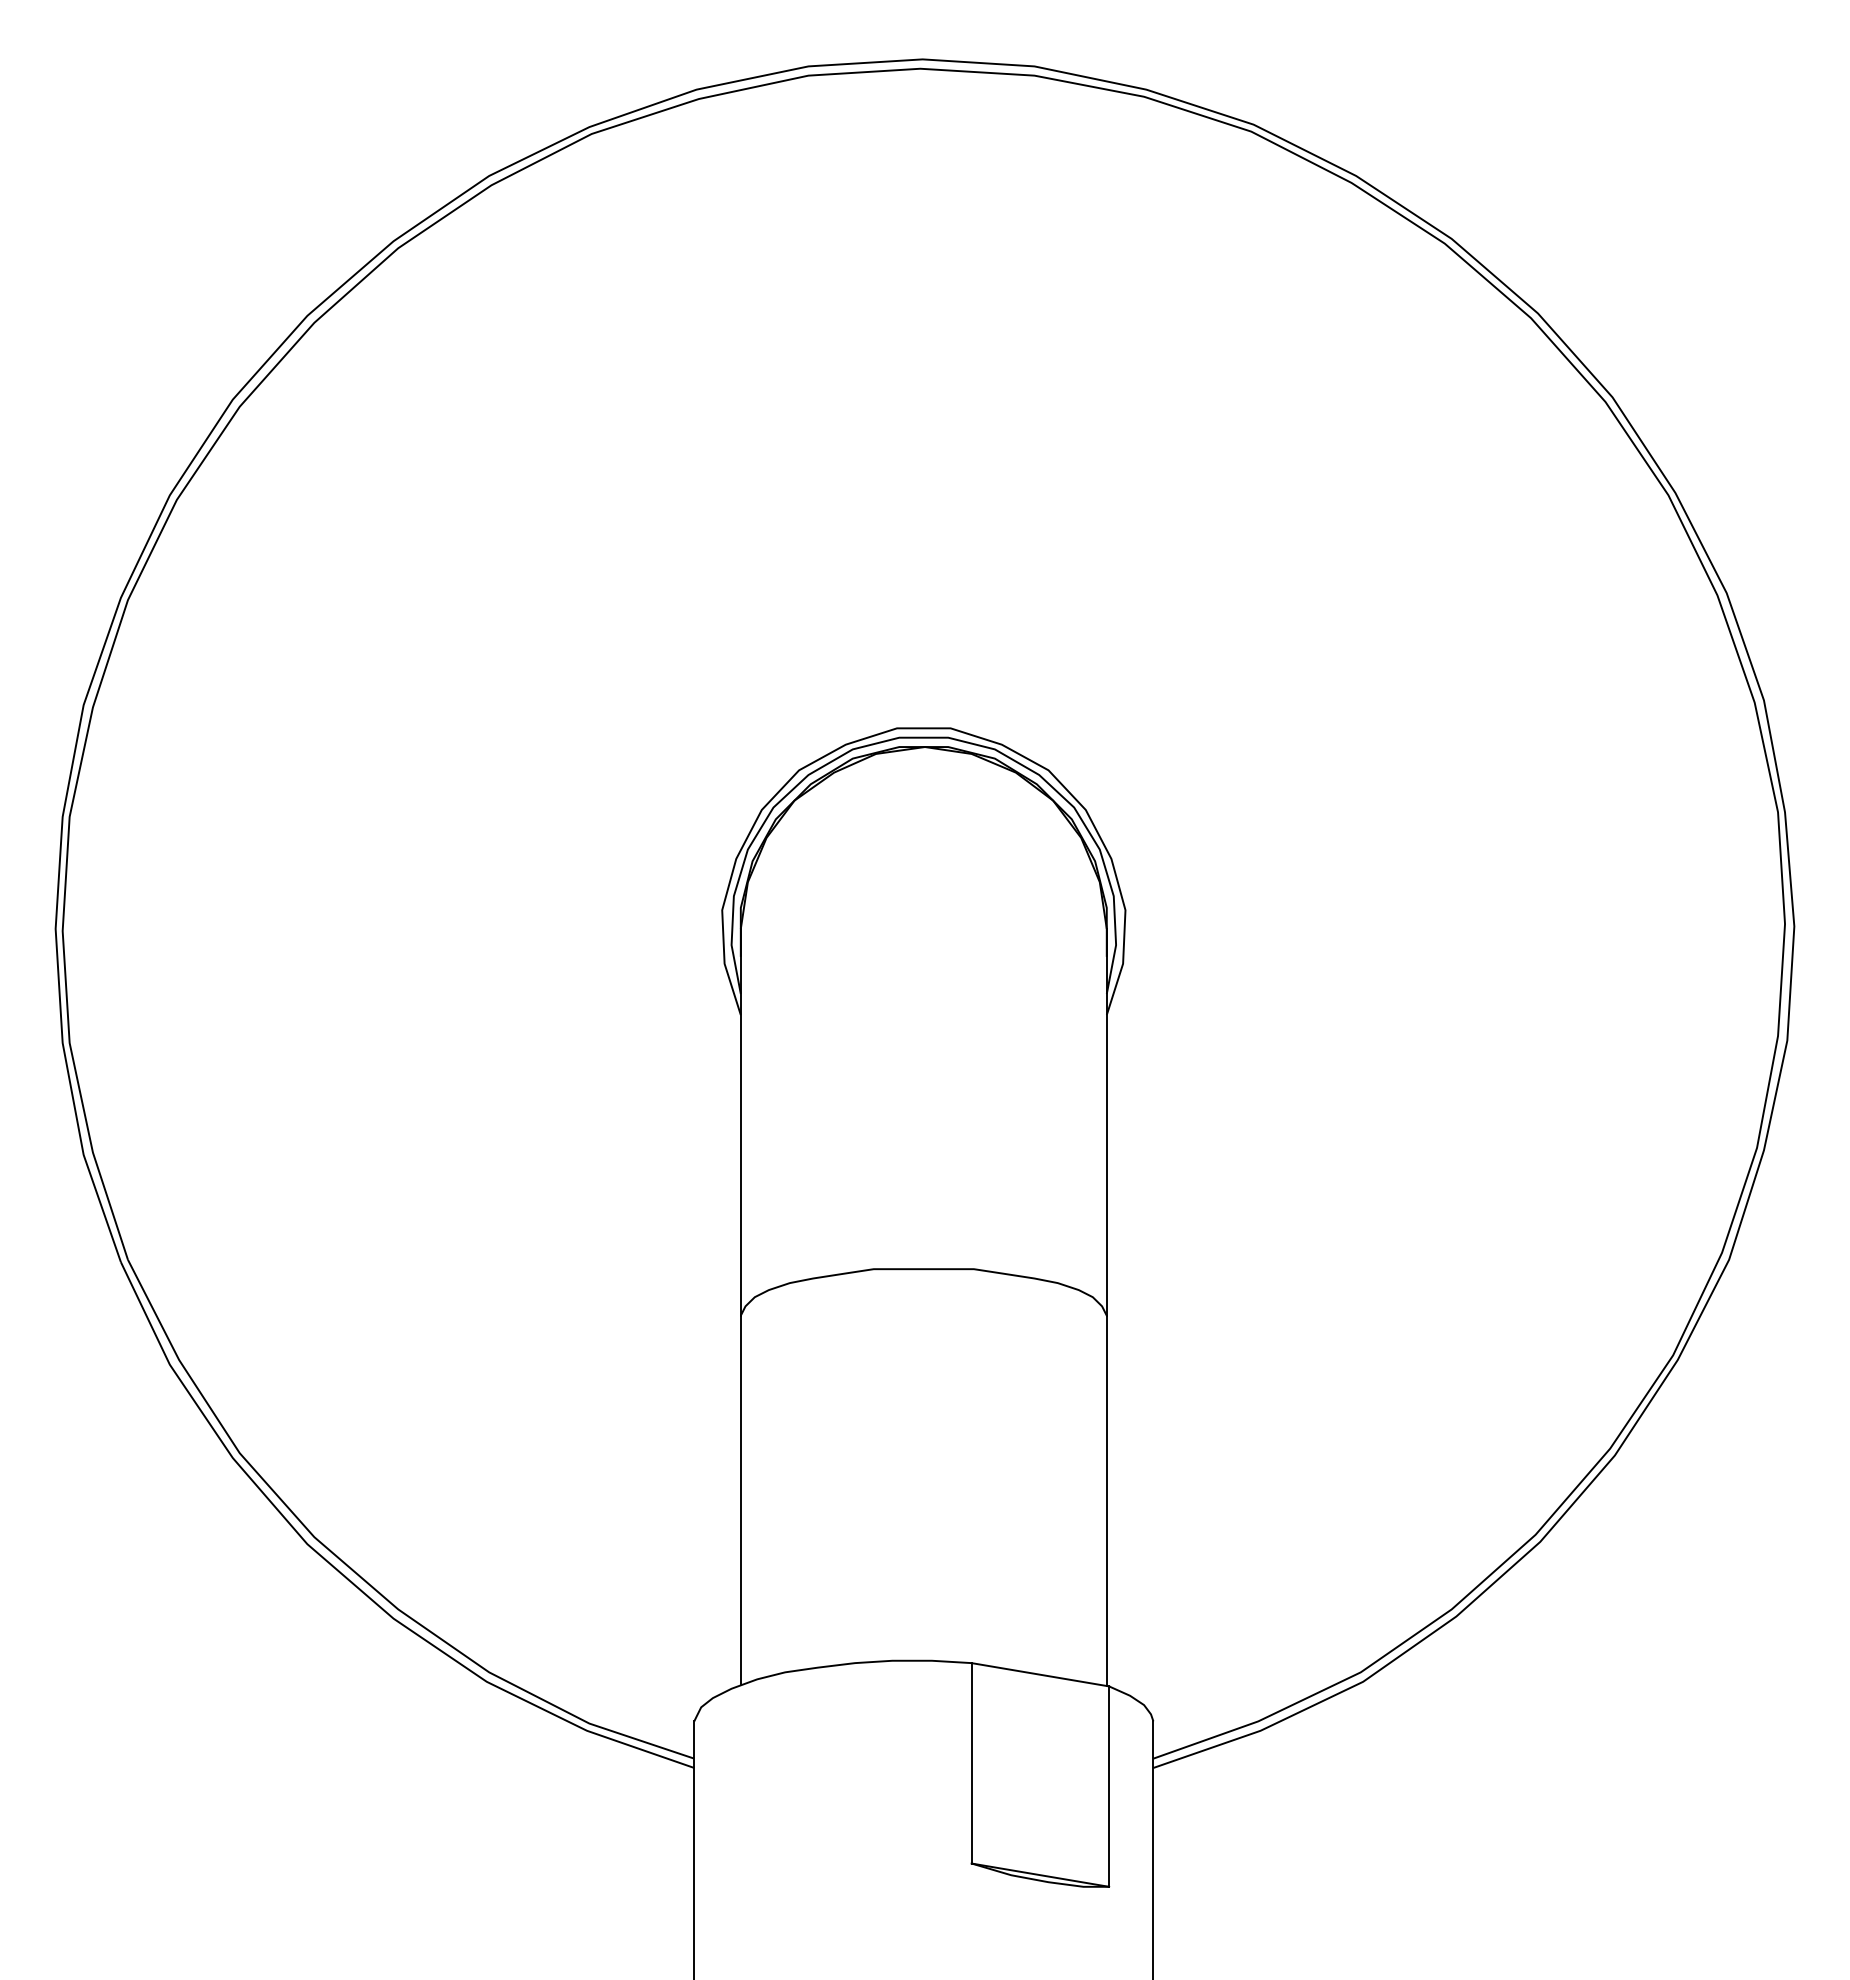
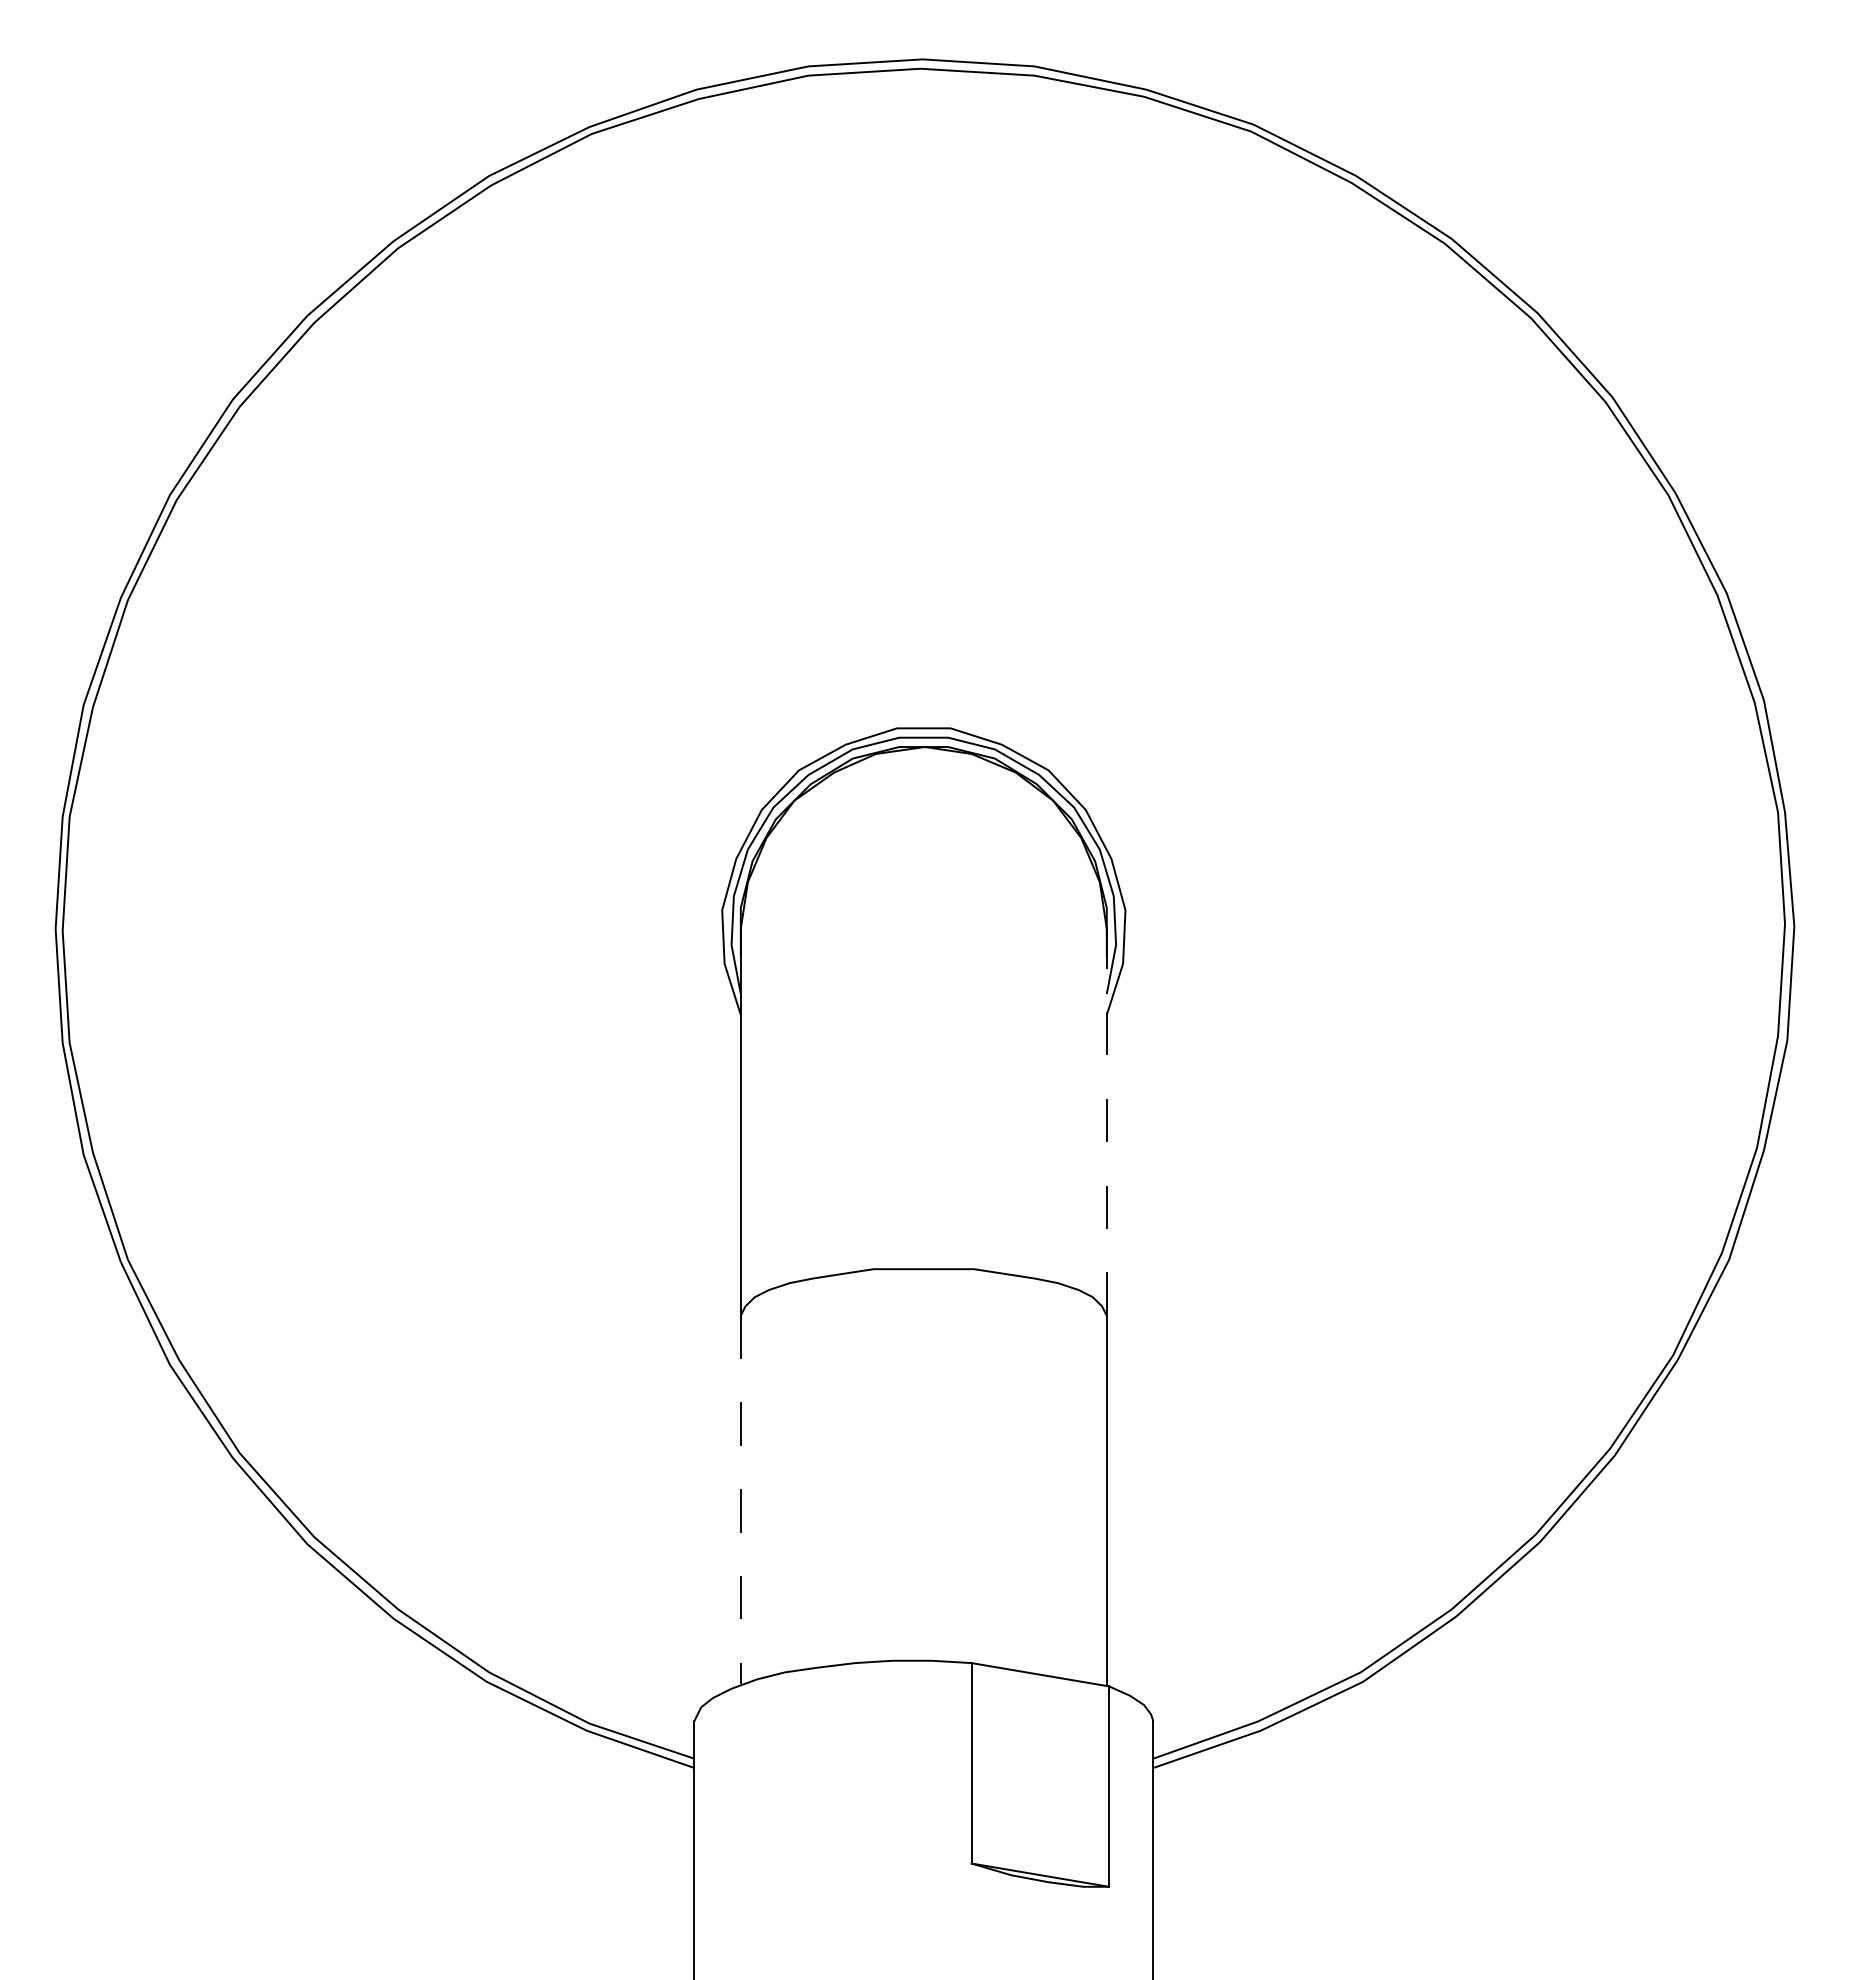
line: solid -> dashed (1106, 1121)
line: solid -> dashed (740, 1500)
